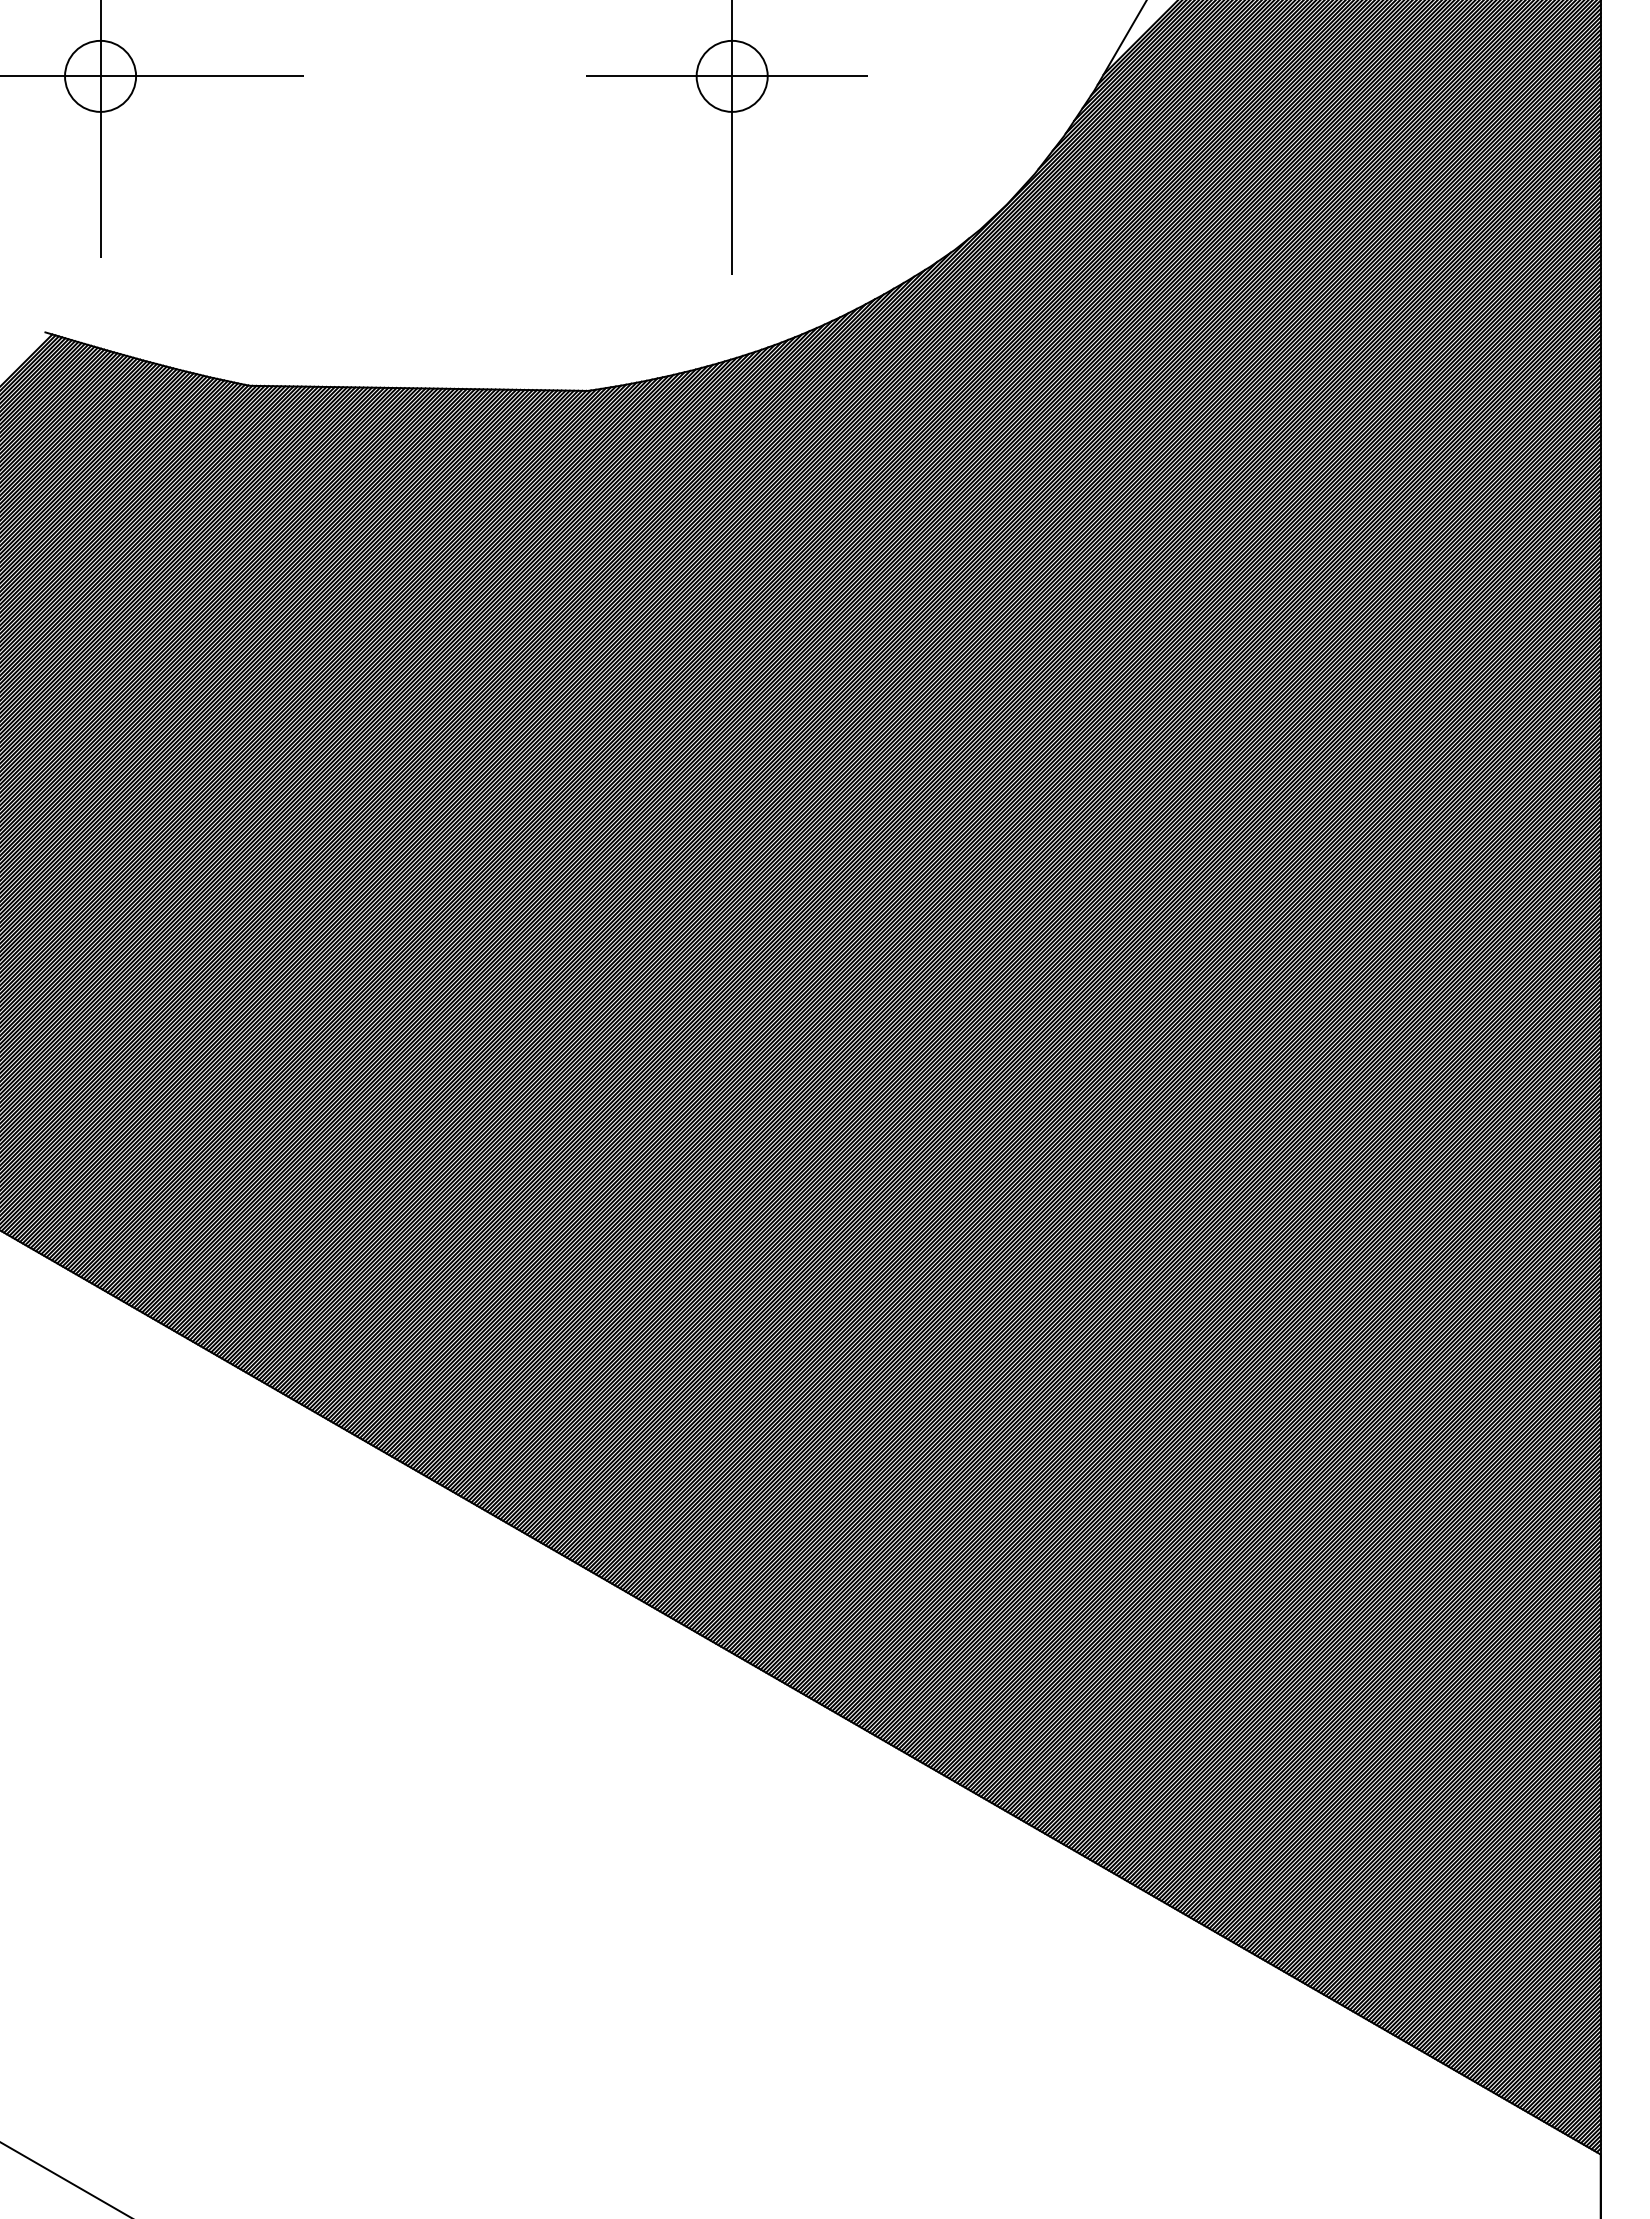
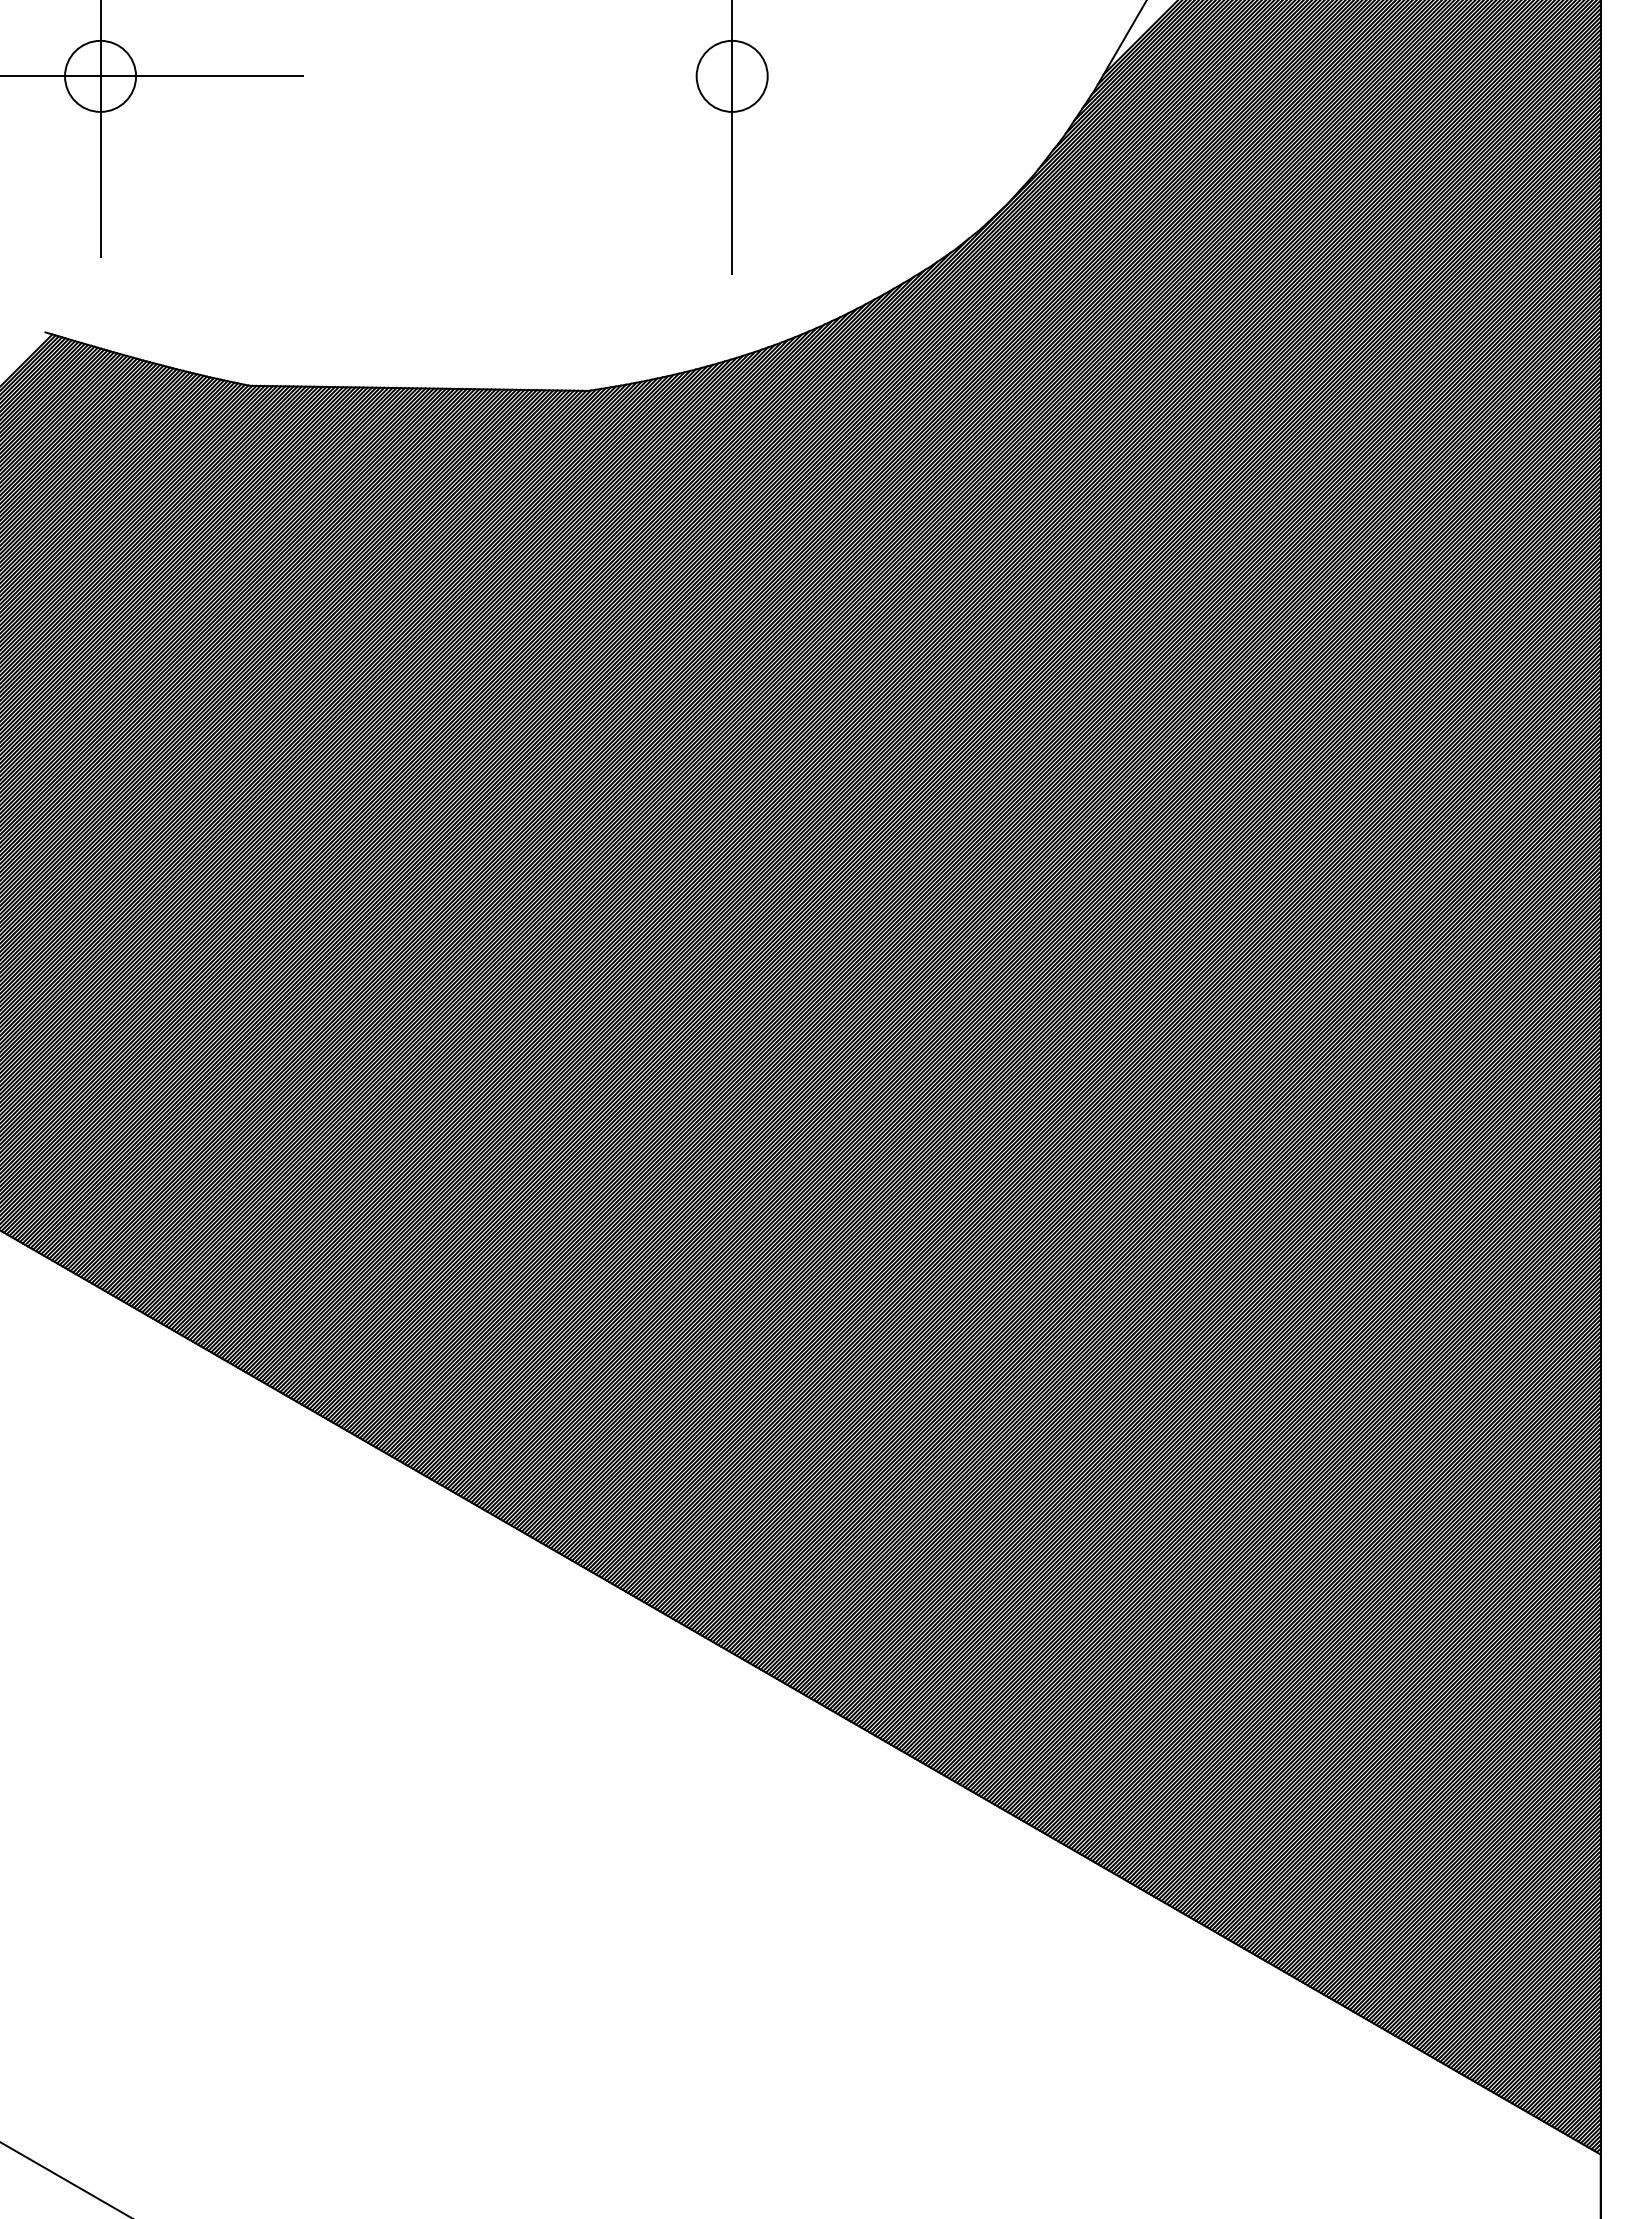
line: present -> none (727, 76)
